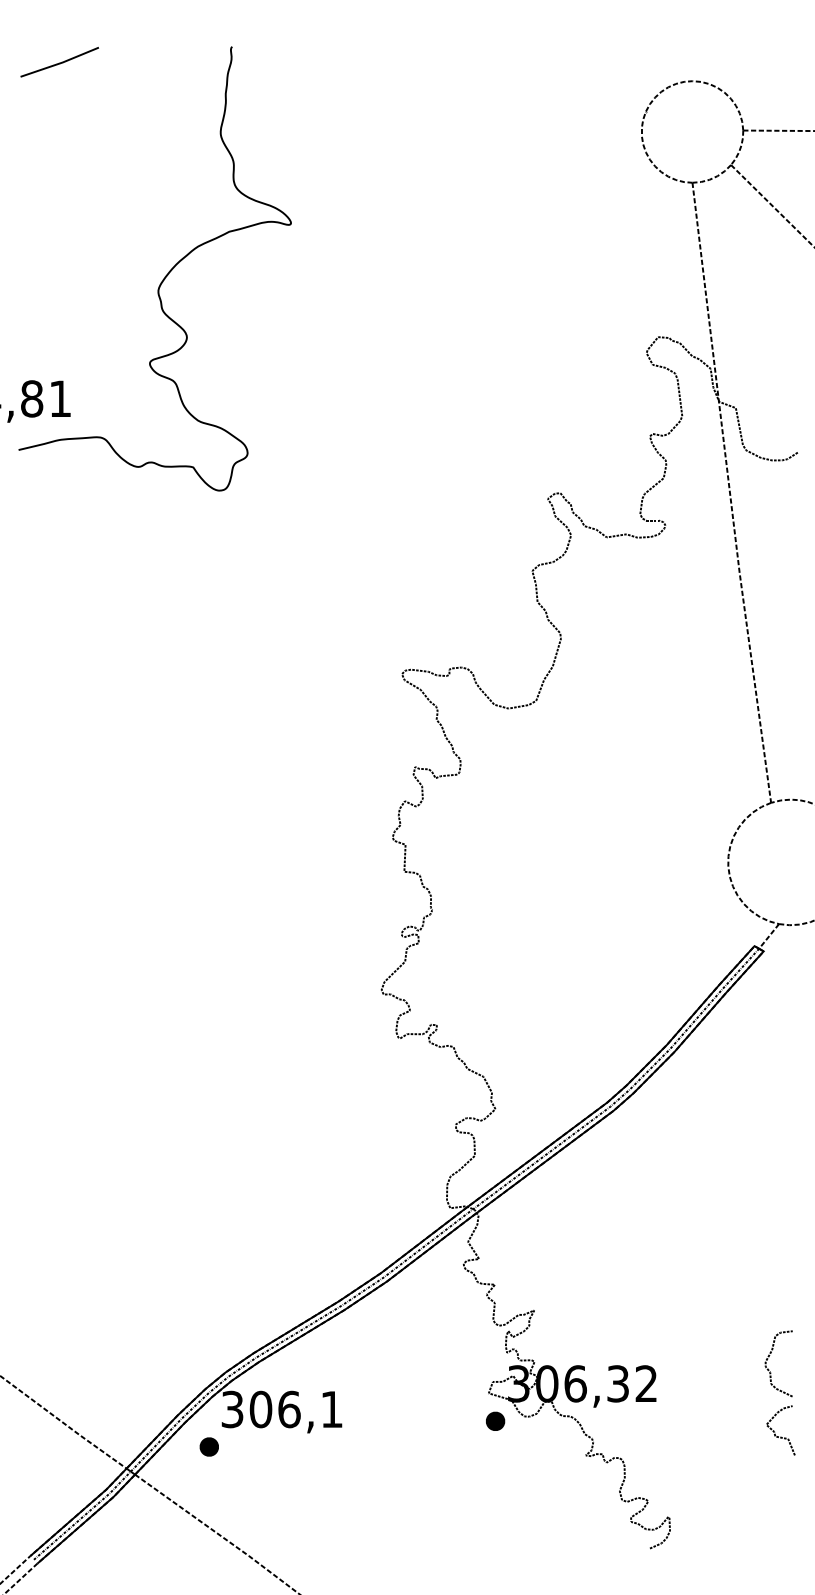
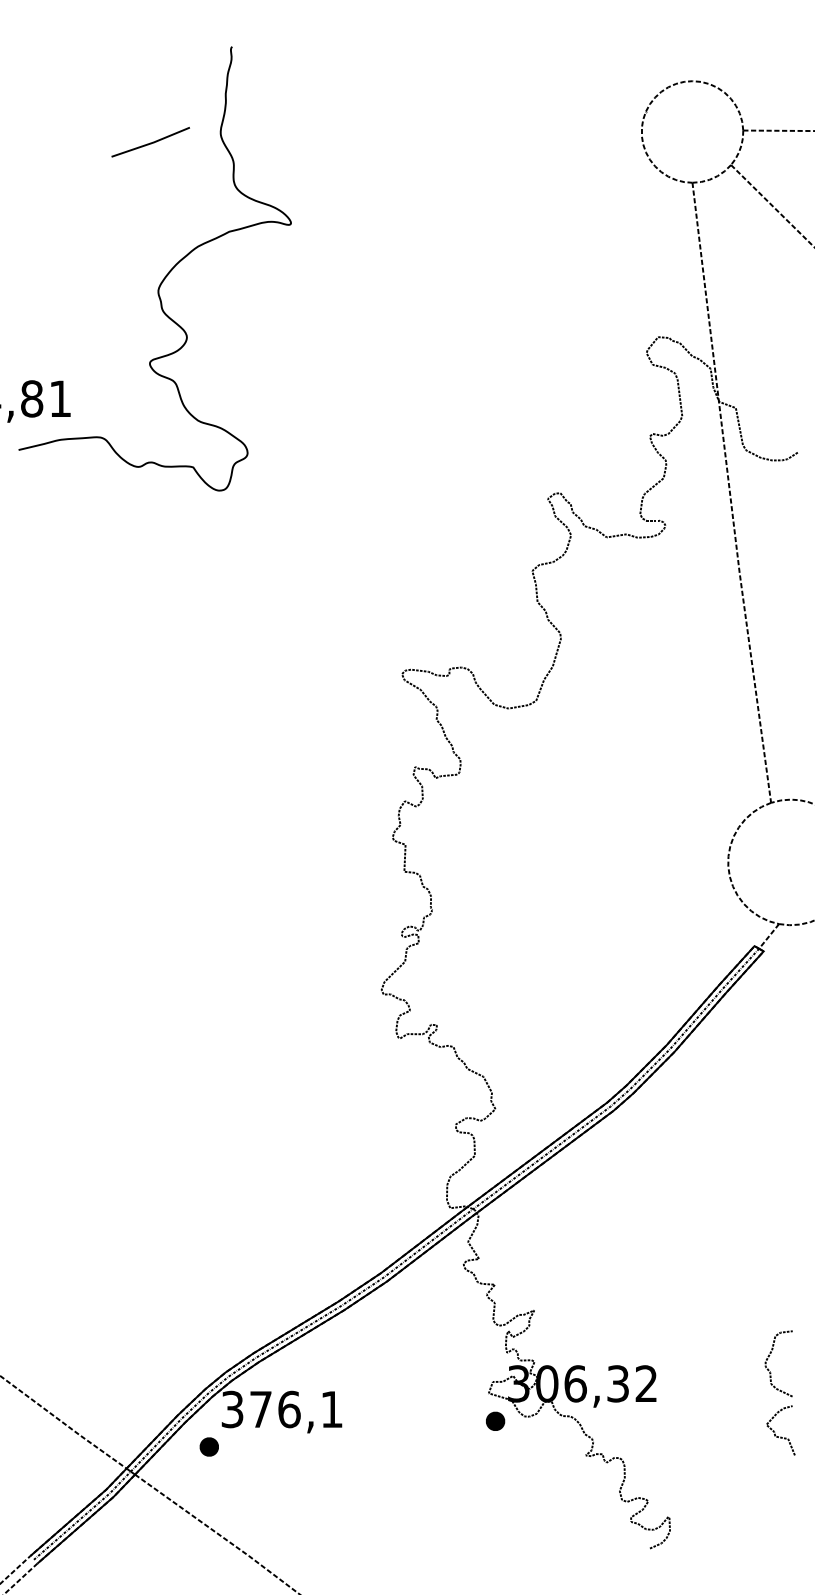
line position: (59, 62) -> (150, 142) (150, 142)
text: 306,1 -> 376,1 (260, 1409)
